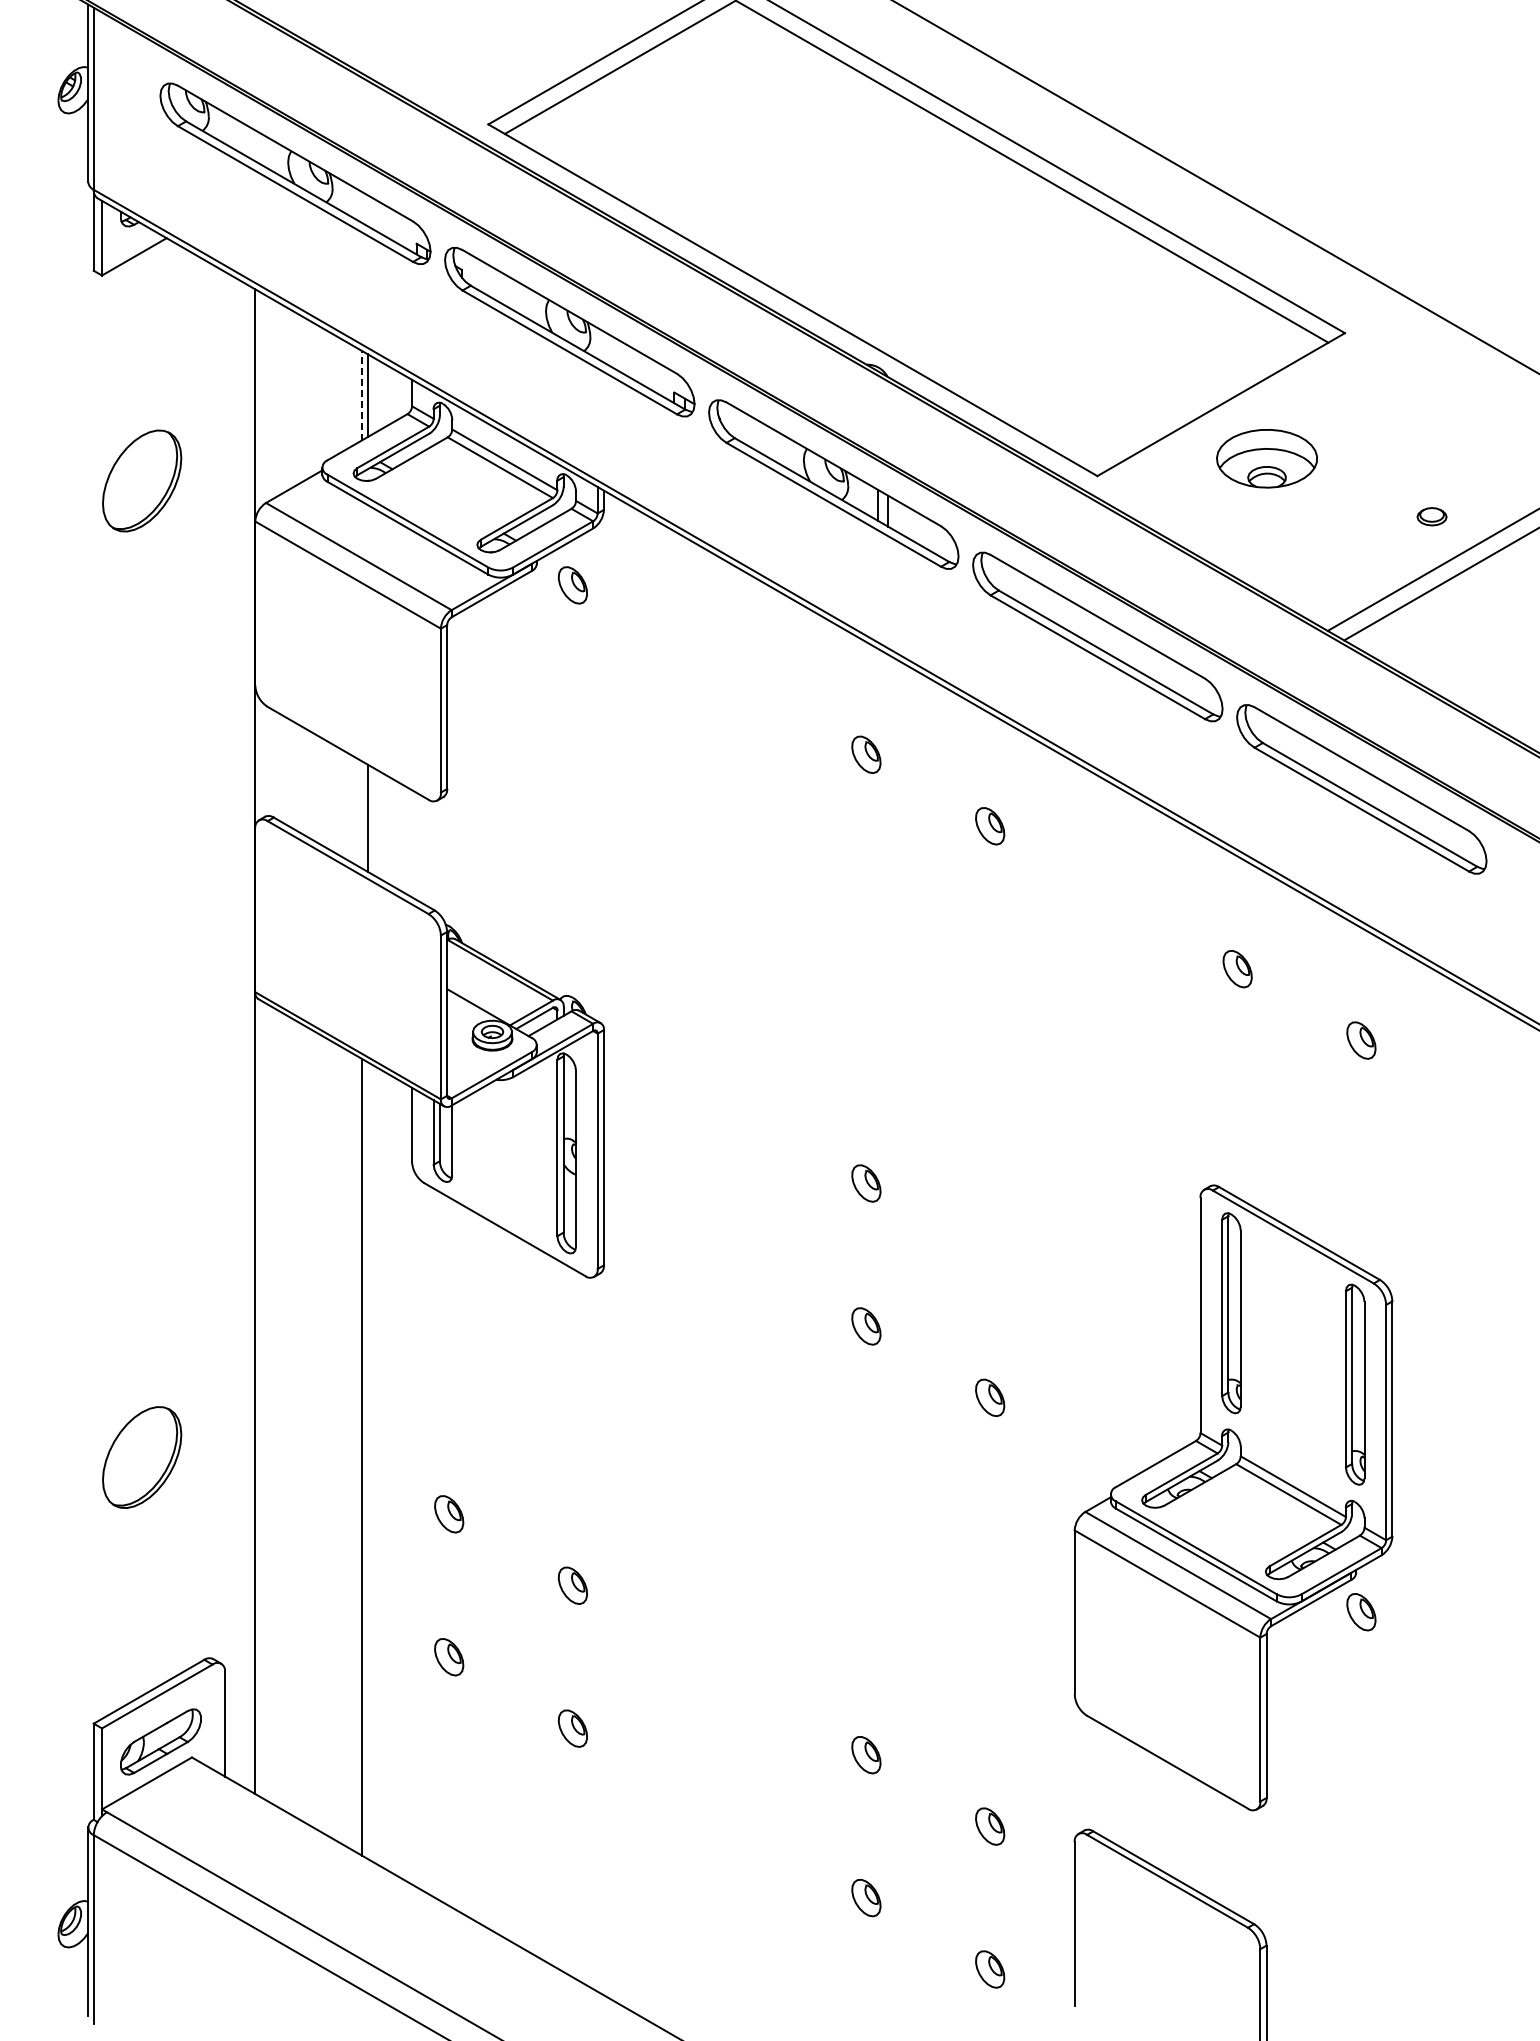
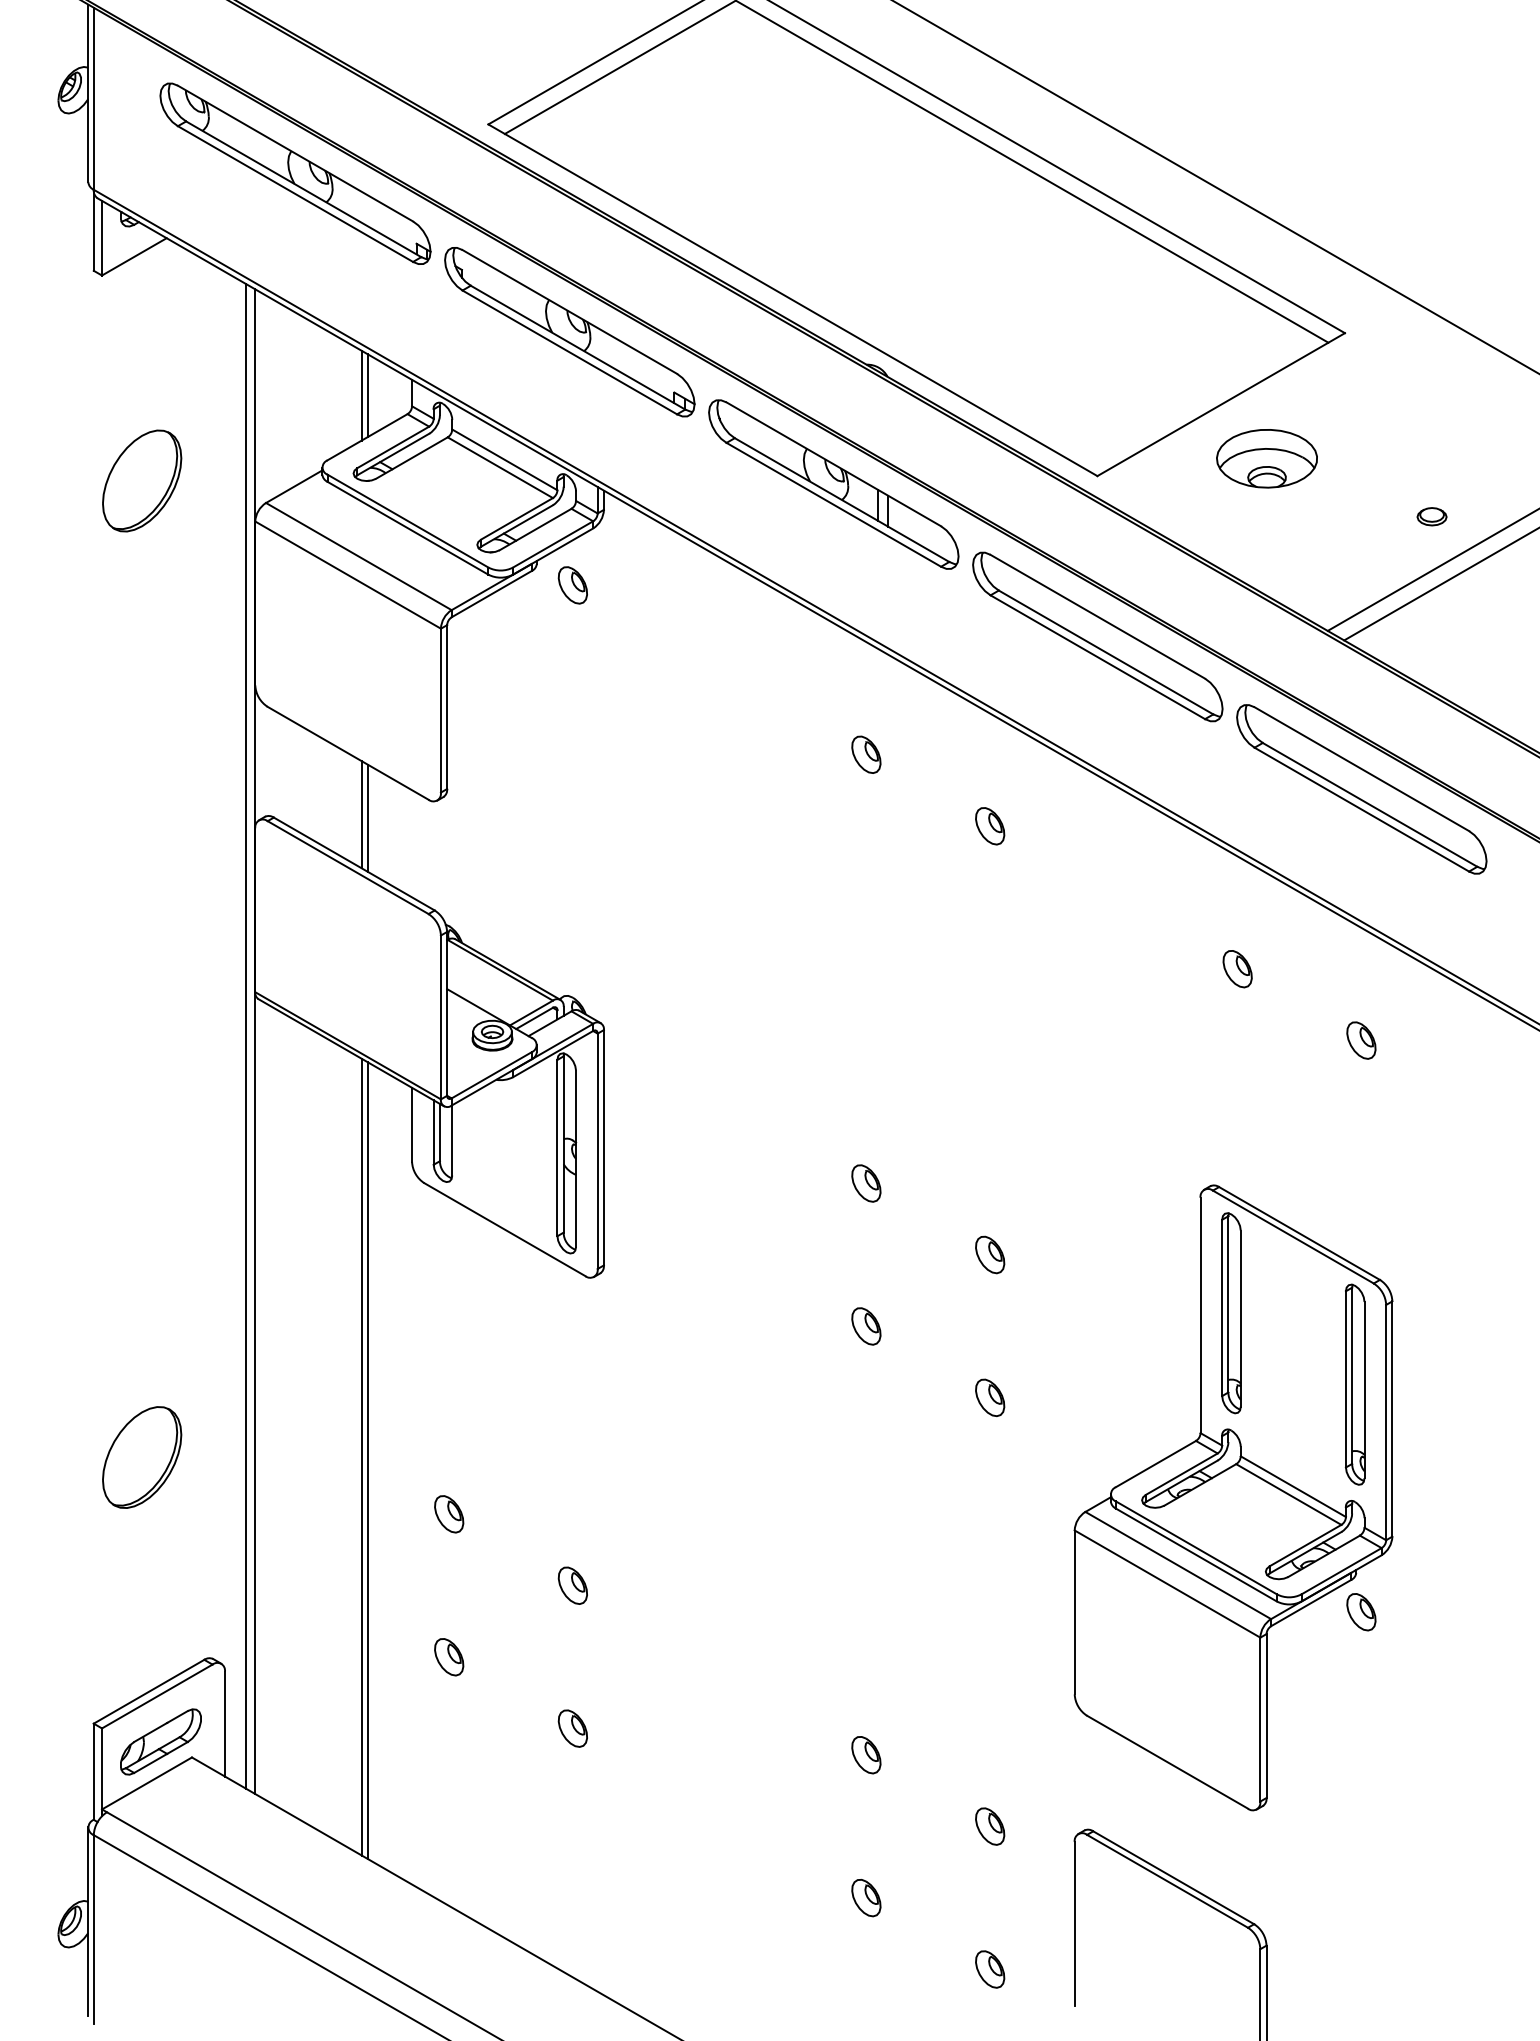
line: dashed -> solid (361, 395)
line: none -> present (361, 814)
line: none -> present (246, 1036)
part: none -> present (990, 1254)
line: none -> present (368, 1460)
